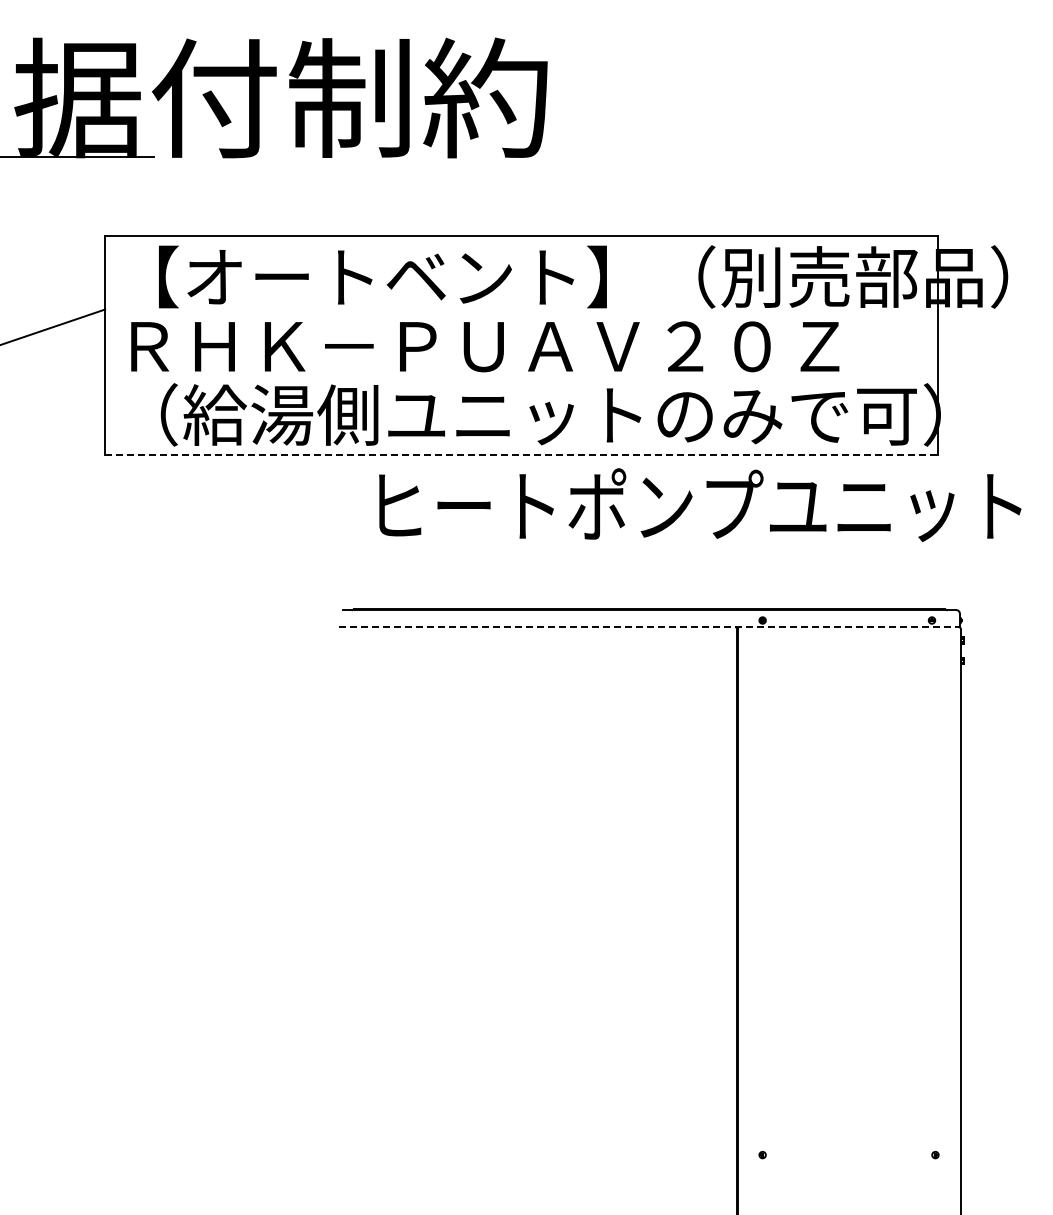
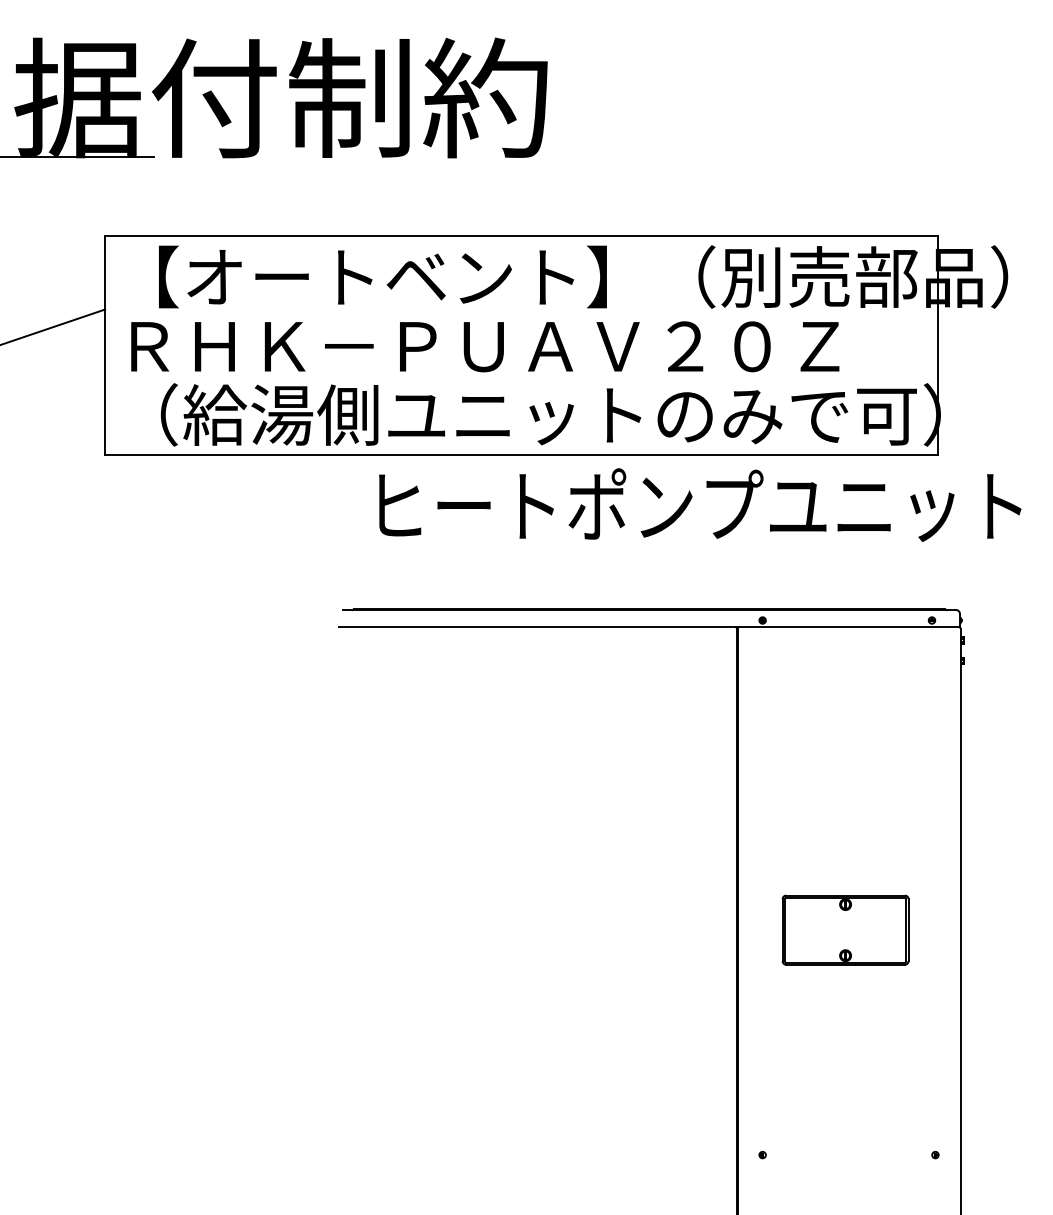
line: dashed -> solid (522, 454)
line: dashed -> solid (650, 627)
part: none -> present (845, 929)
